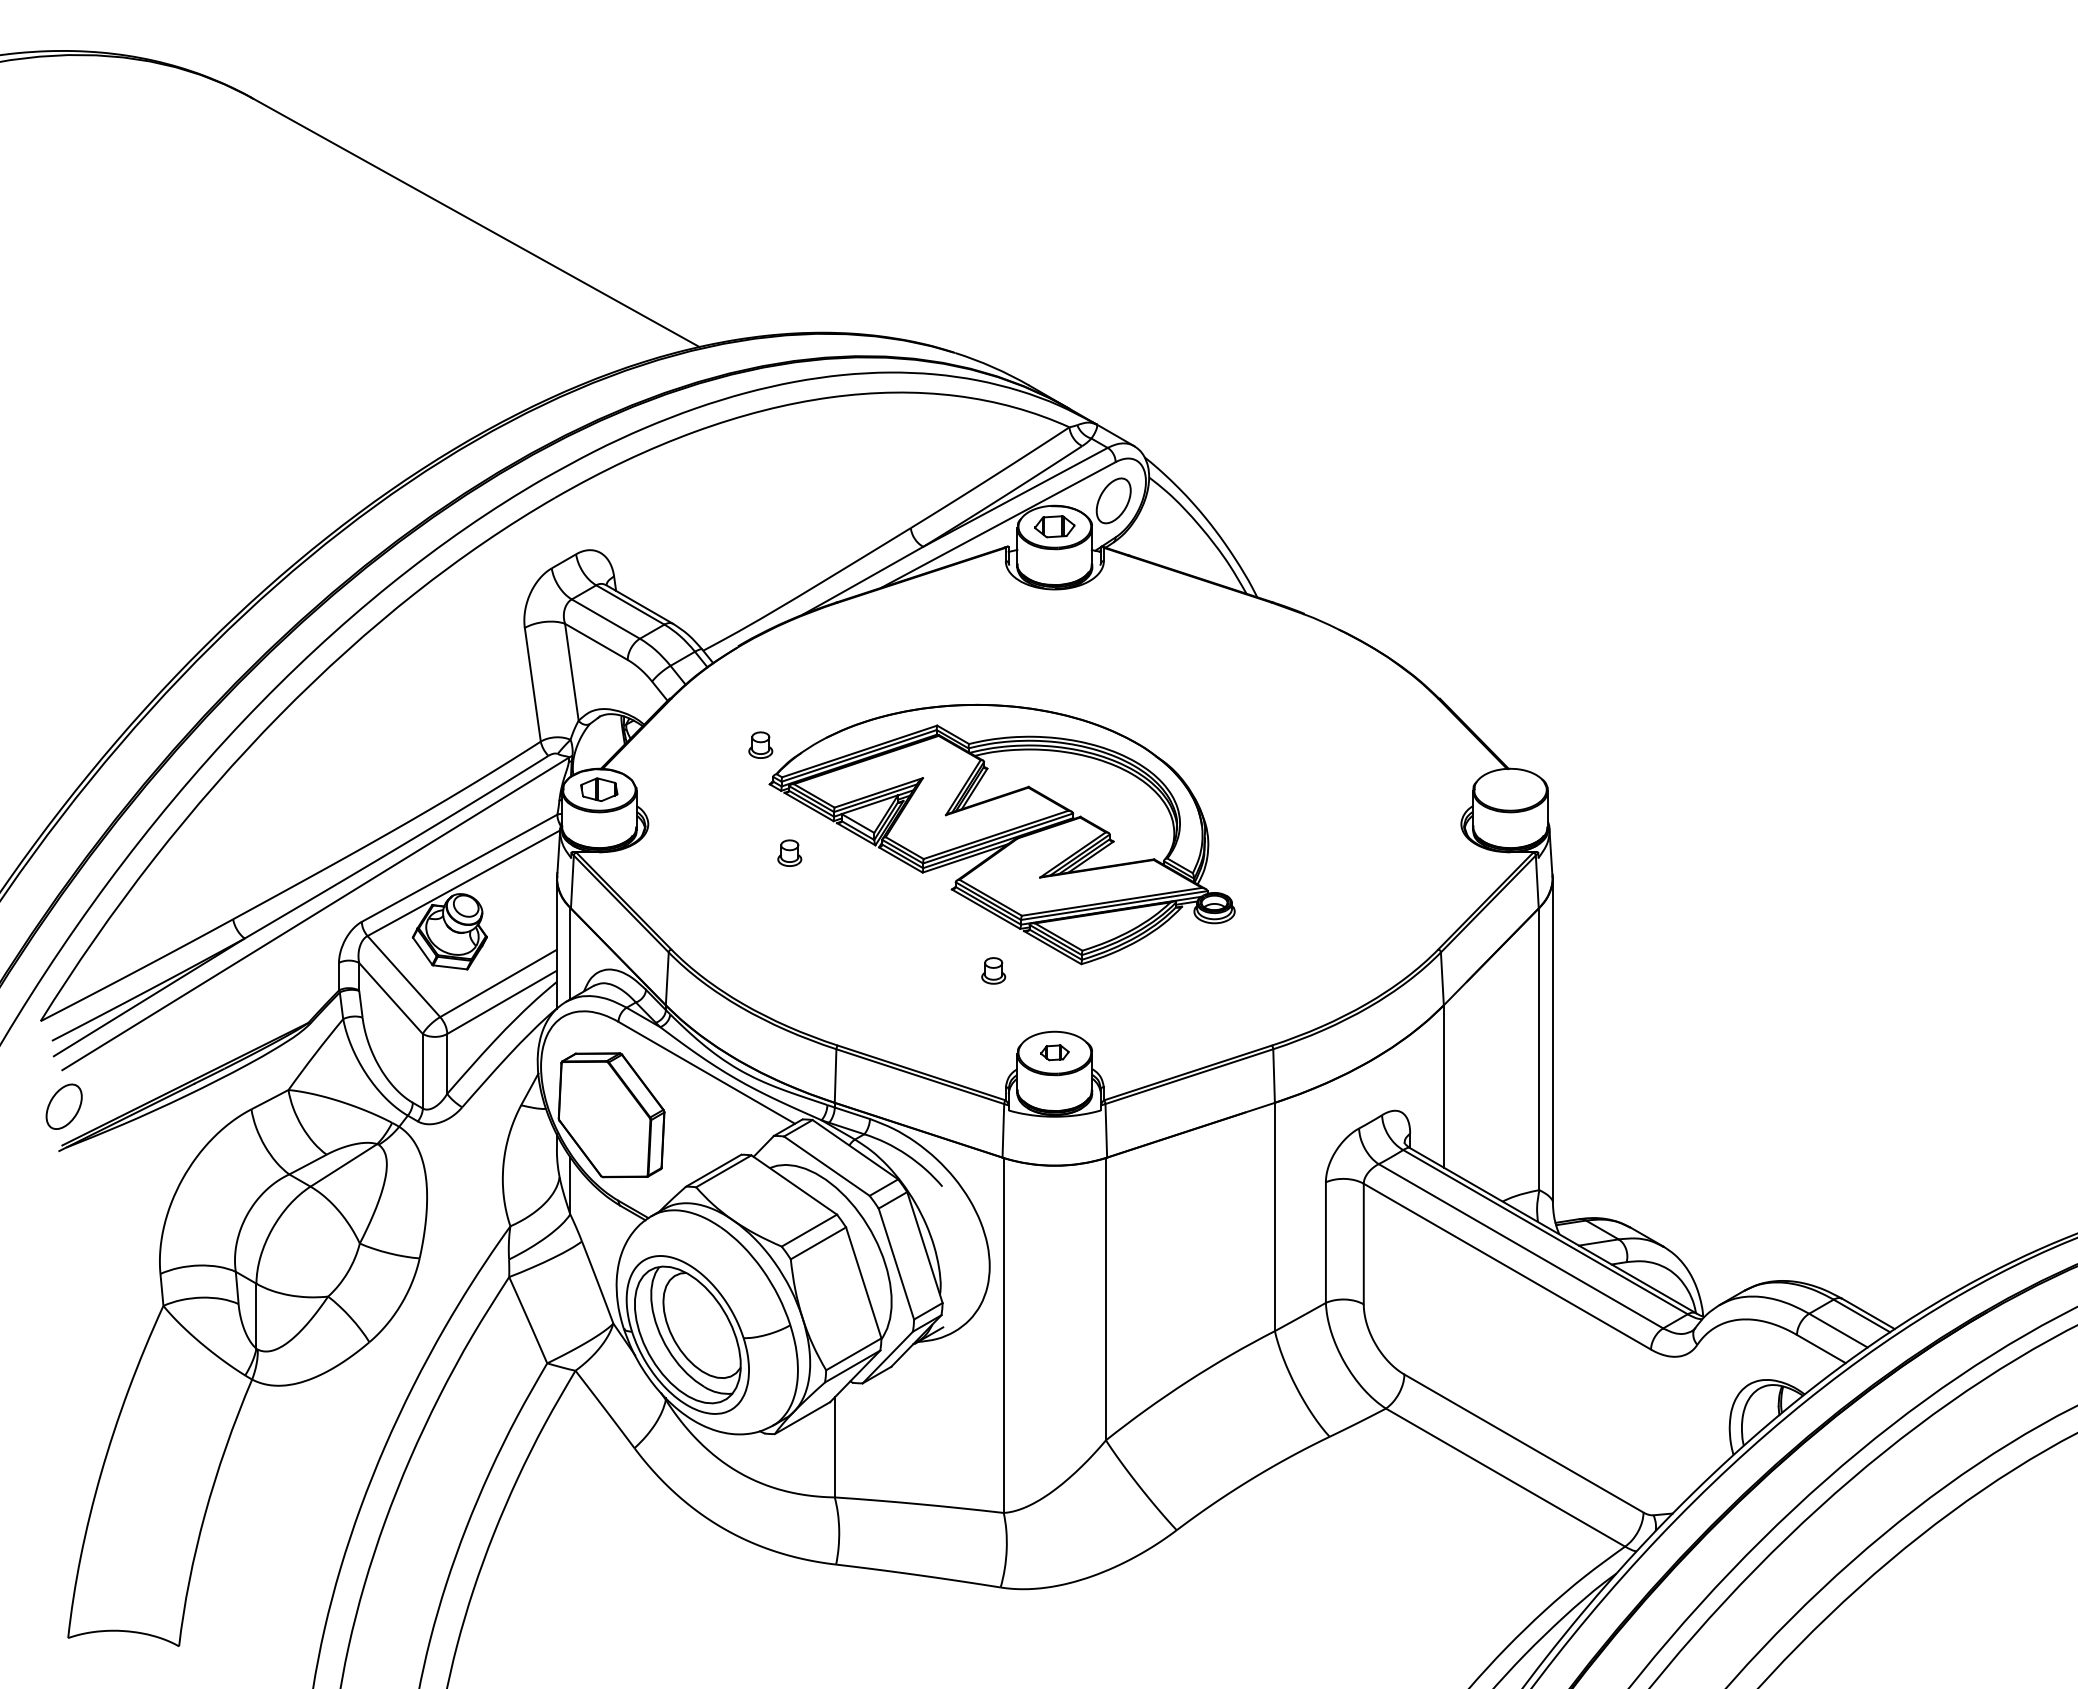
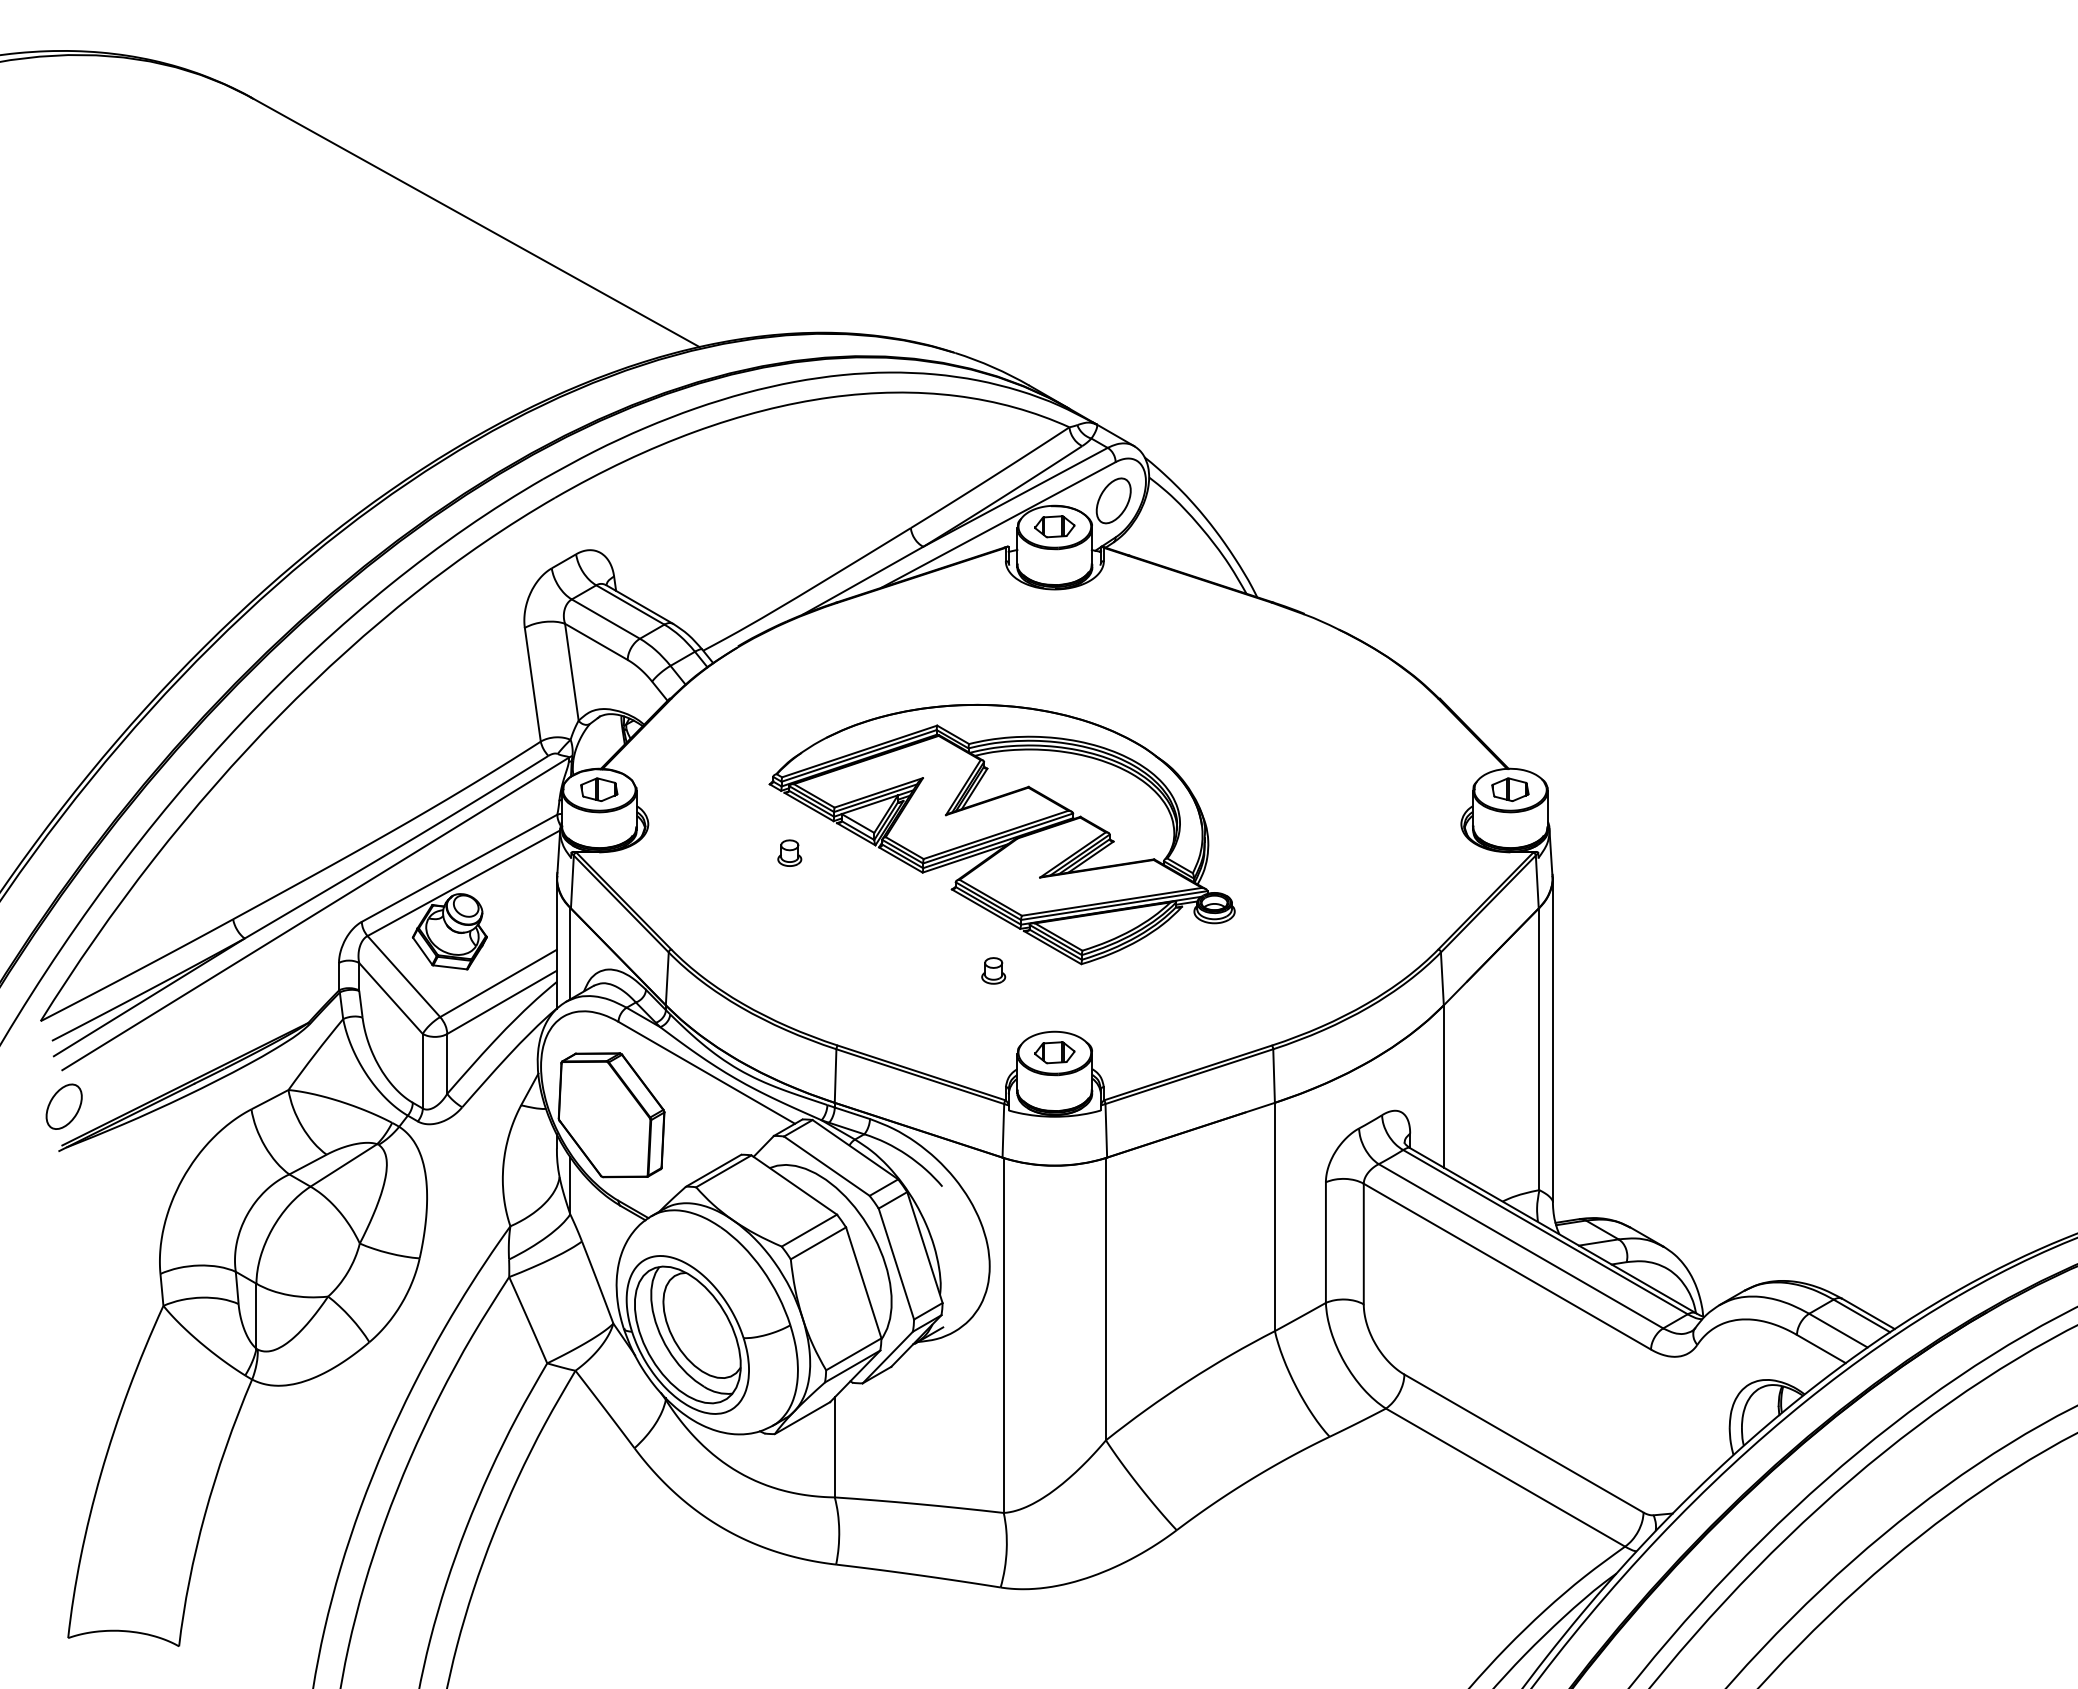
part: present -> none (760, 744)
part: none -> present (1510, 789)
part size: 30x18 px -> 42x24 px (1054, 1052)
